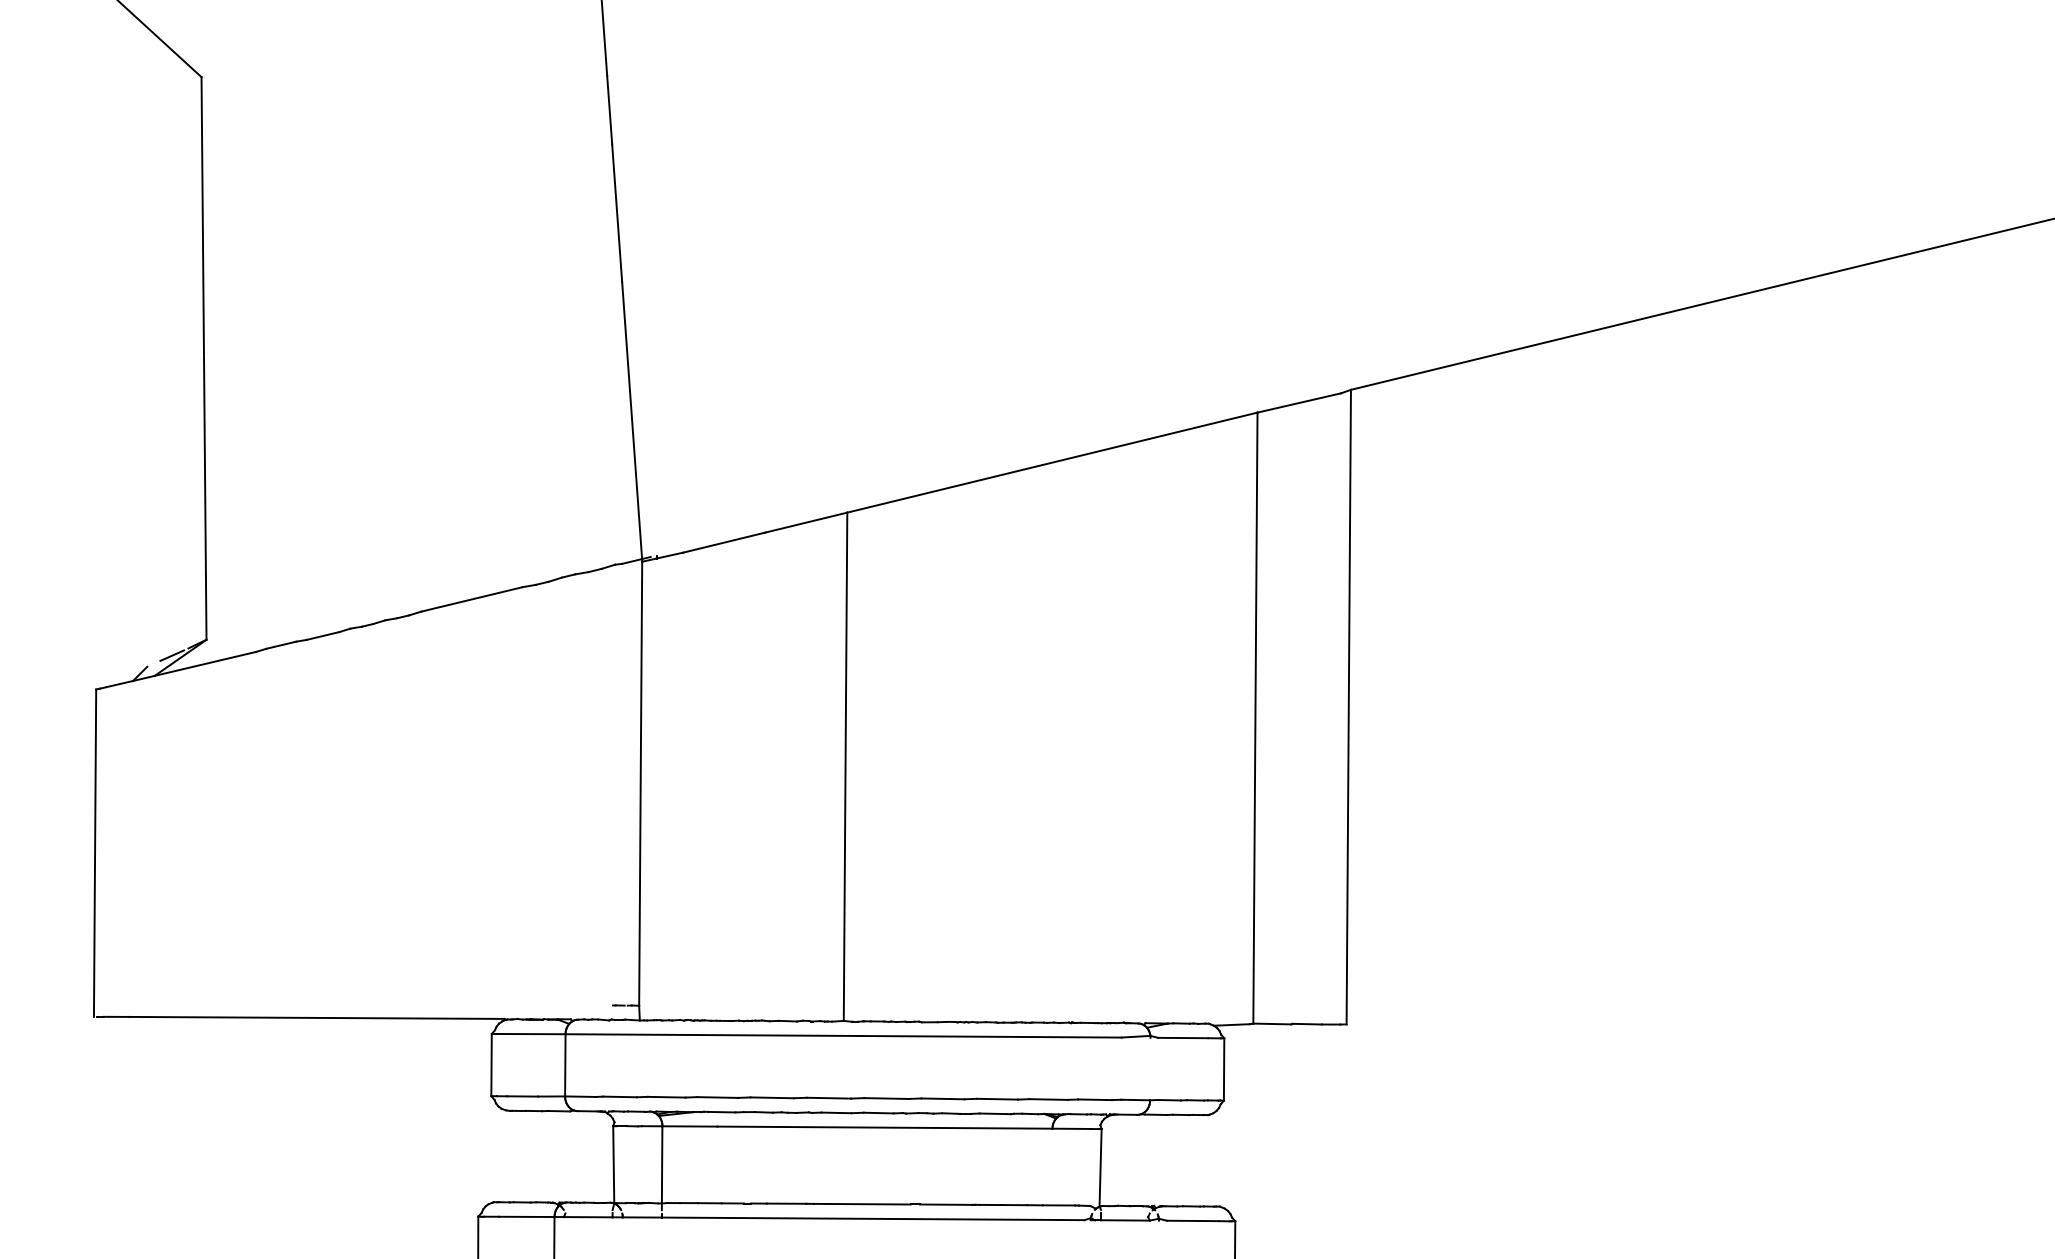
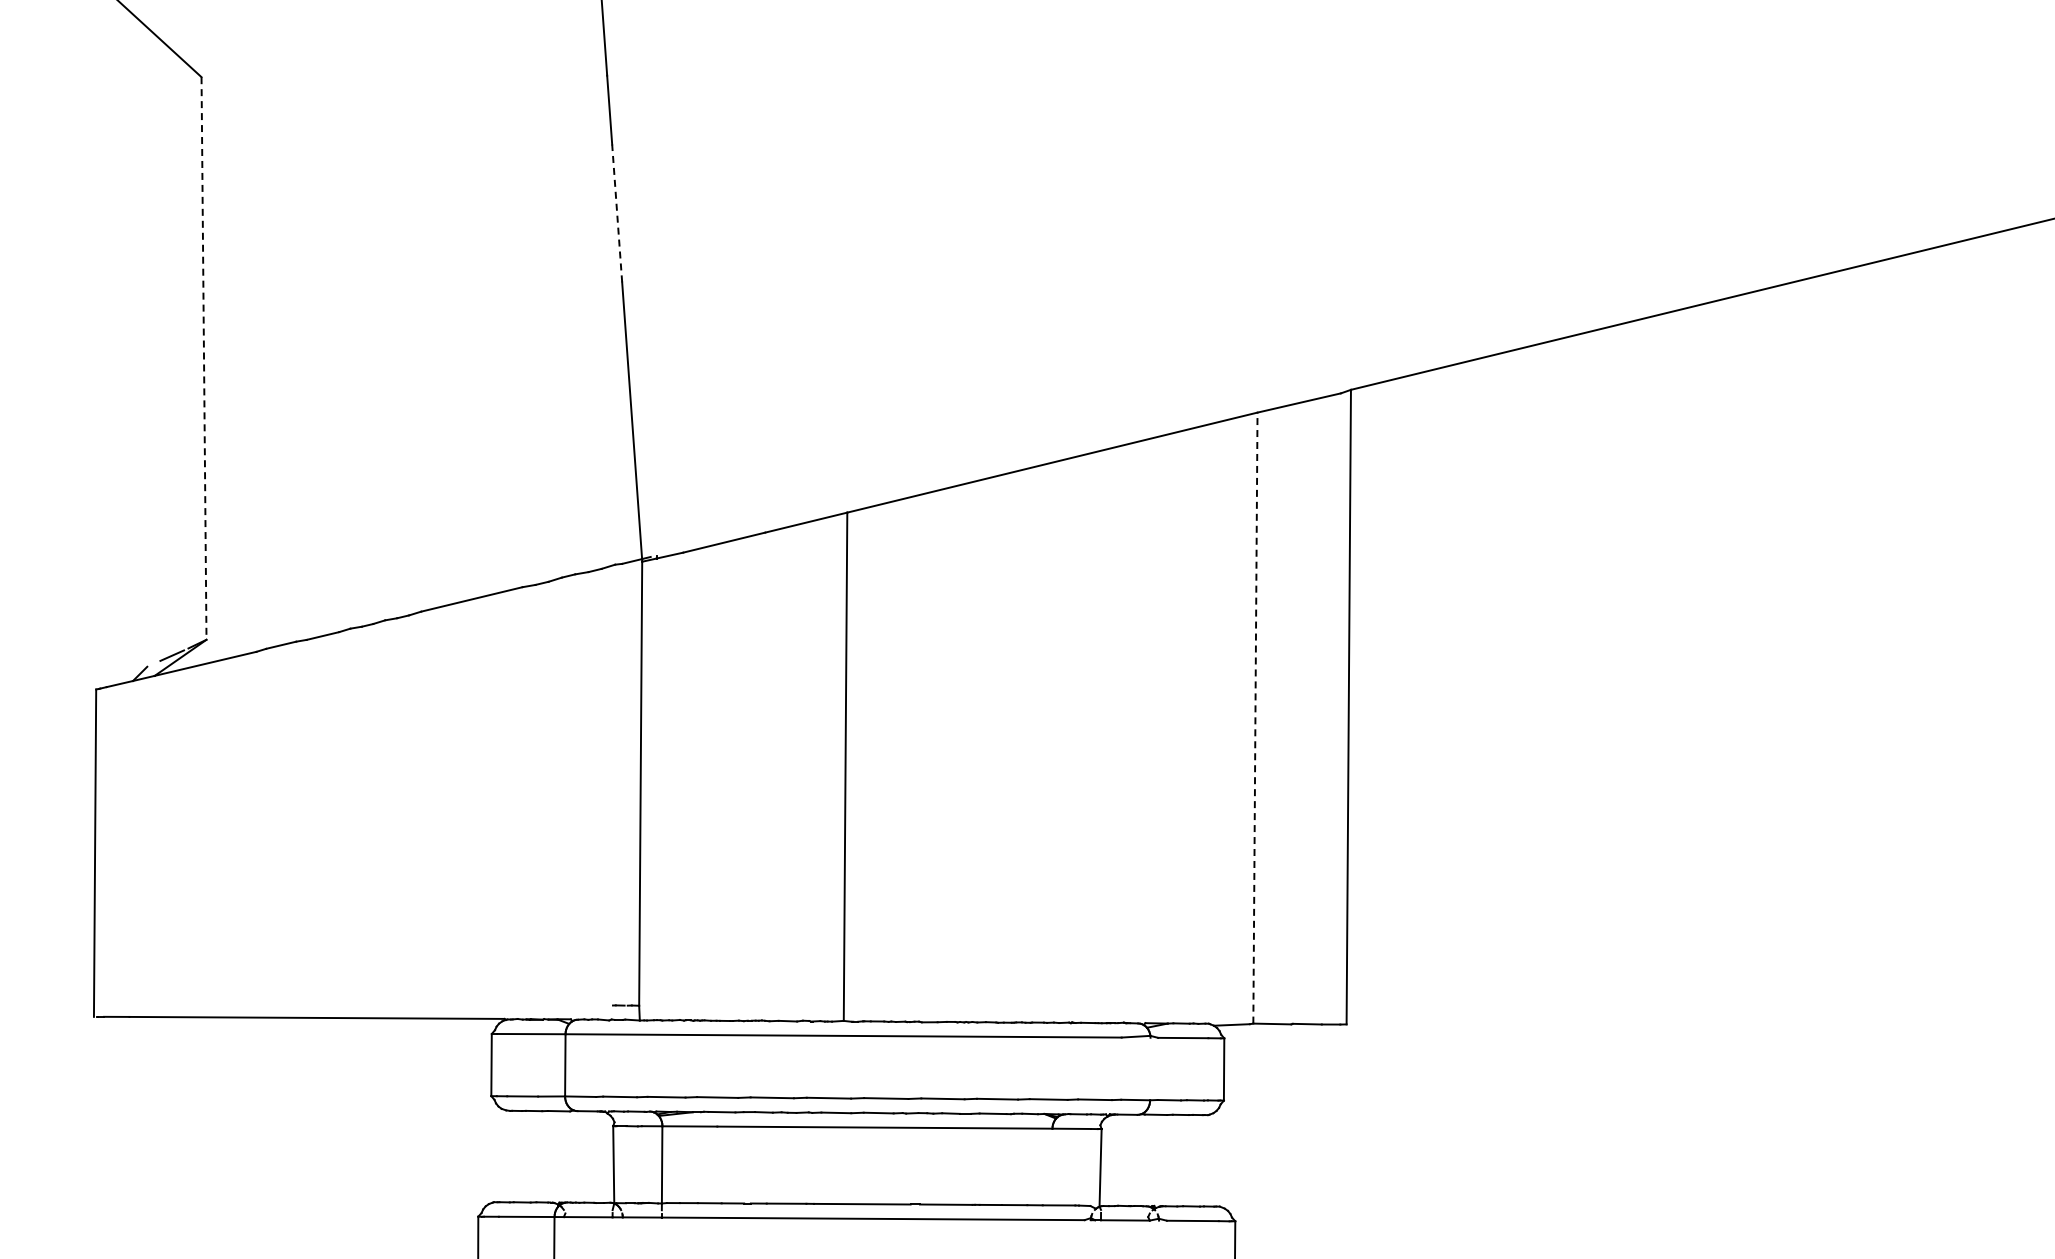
line: solid -> dashed (617, 212)
line: solid -> dashed (204, 358)
line: solid -> dashed (1255, 717)
